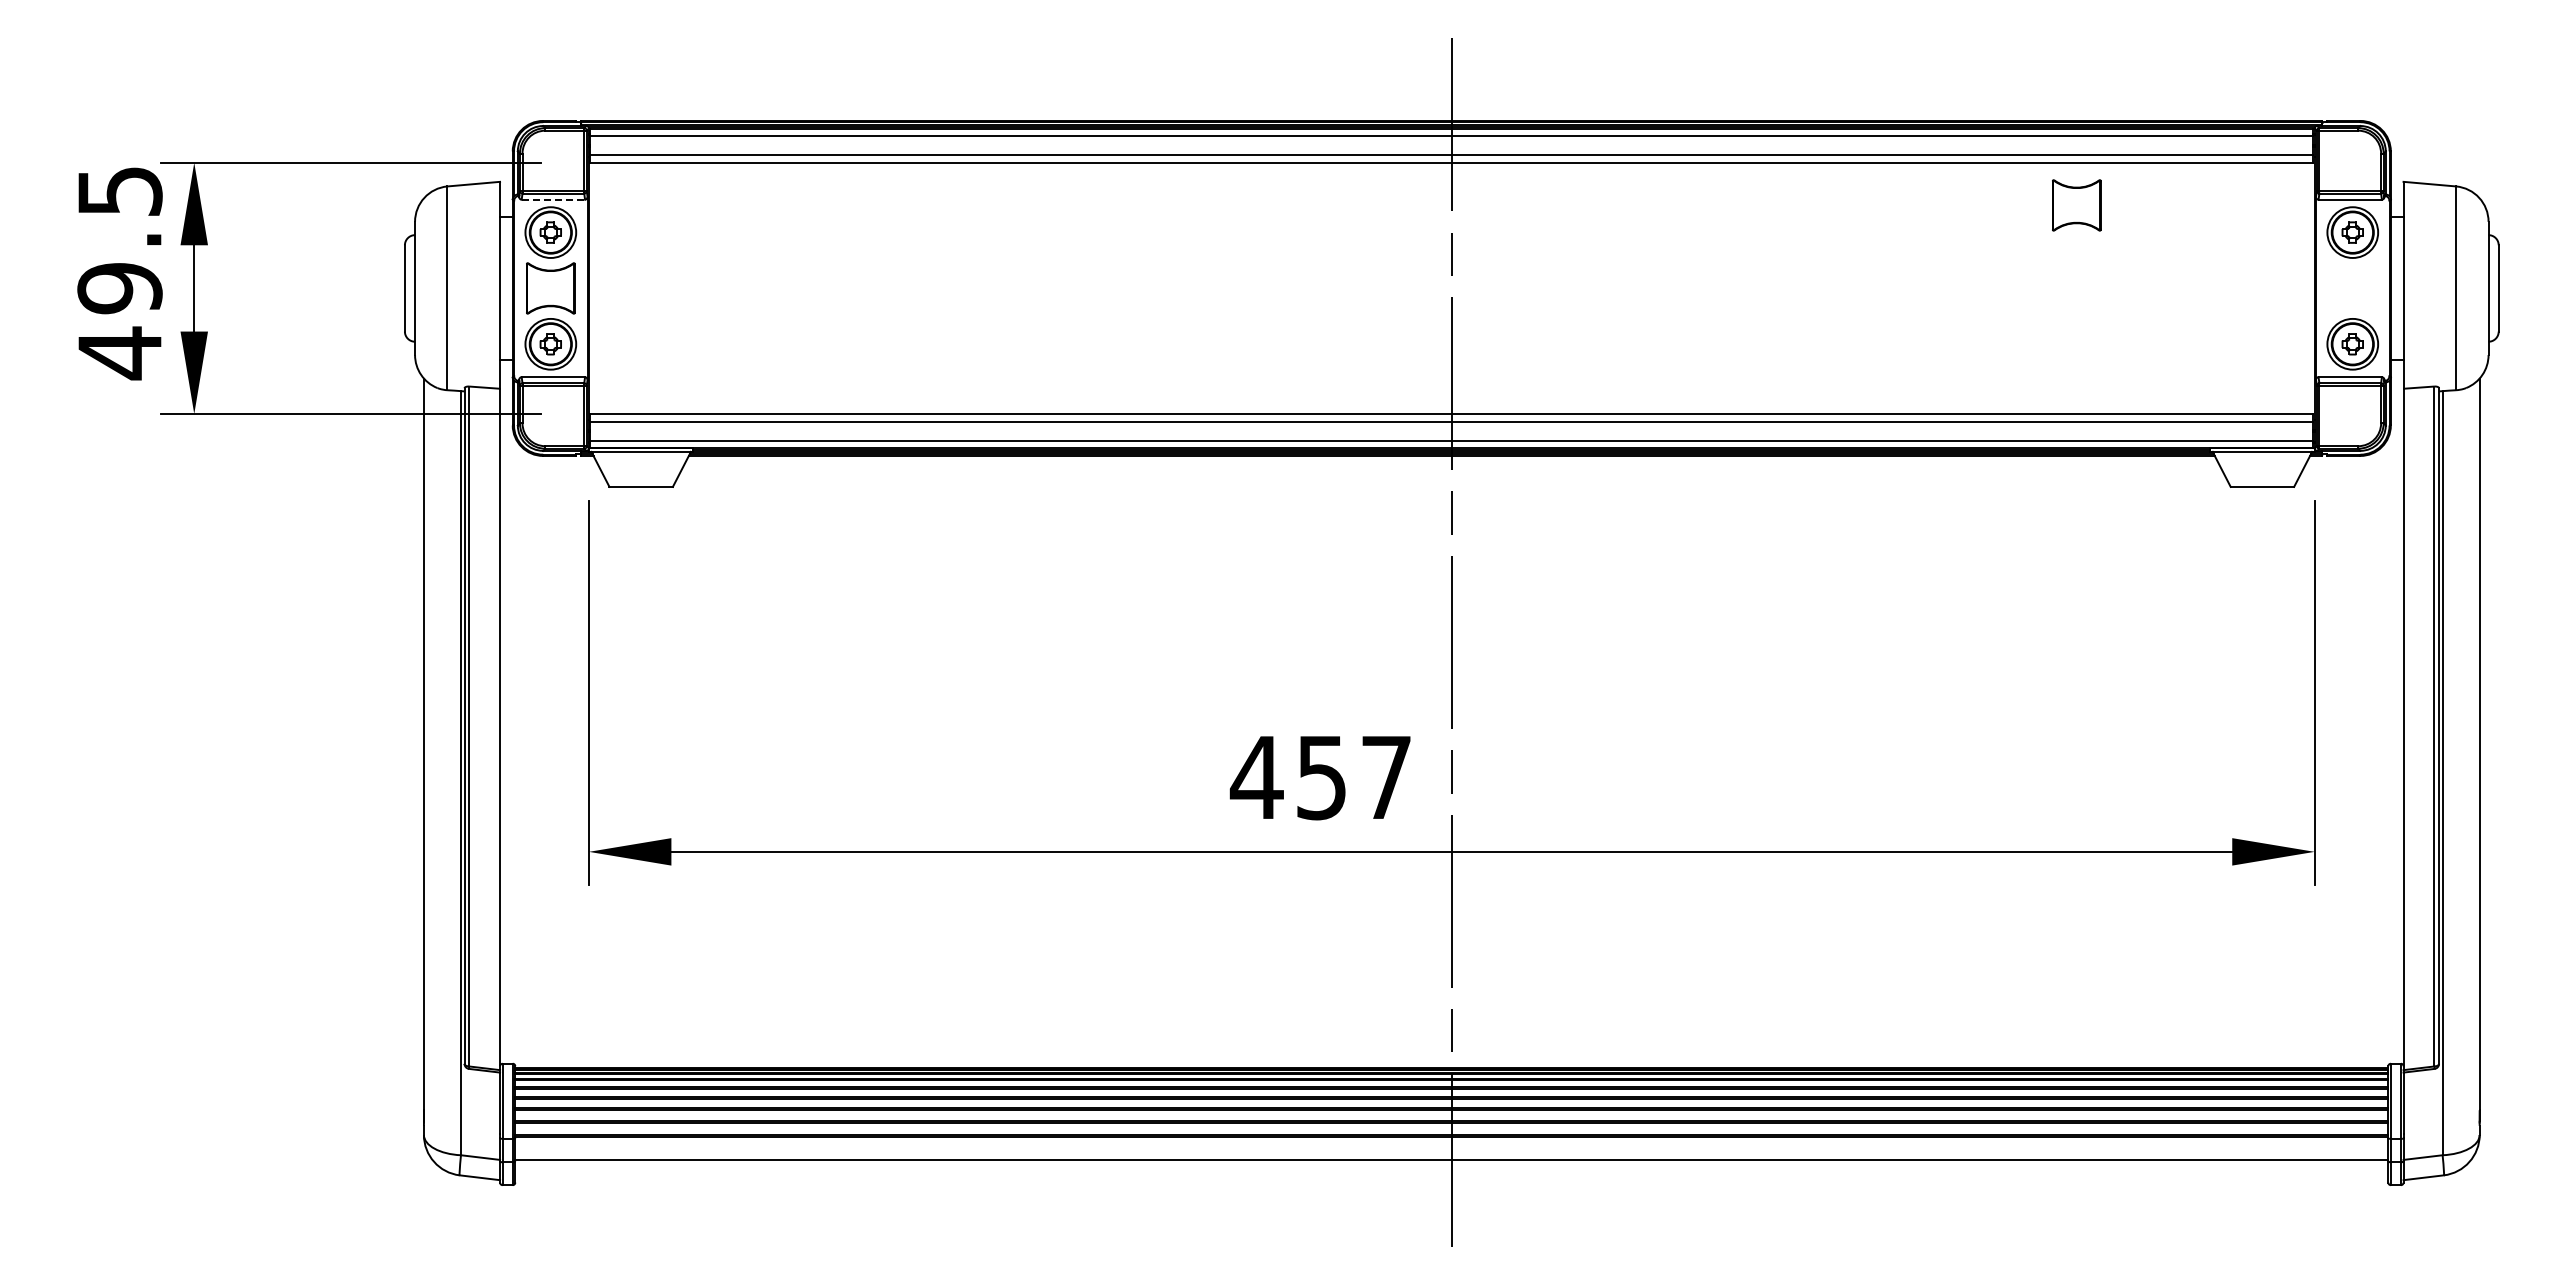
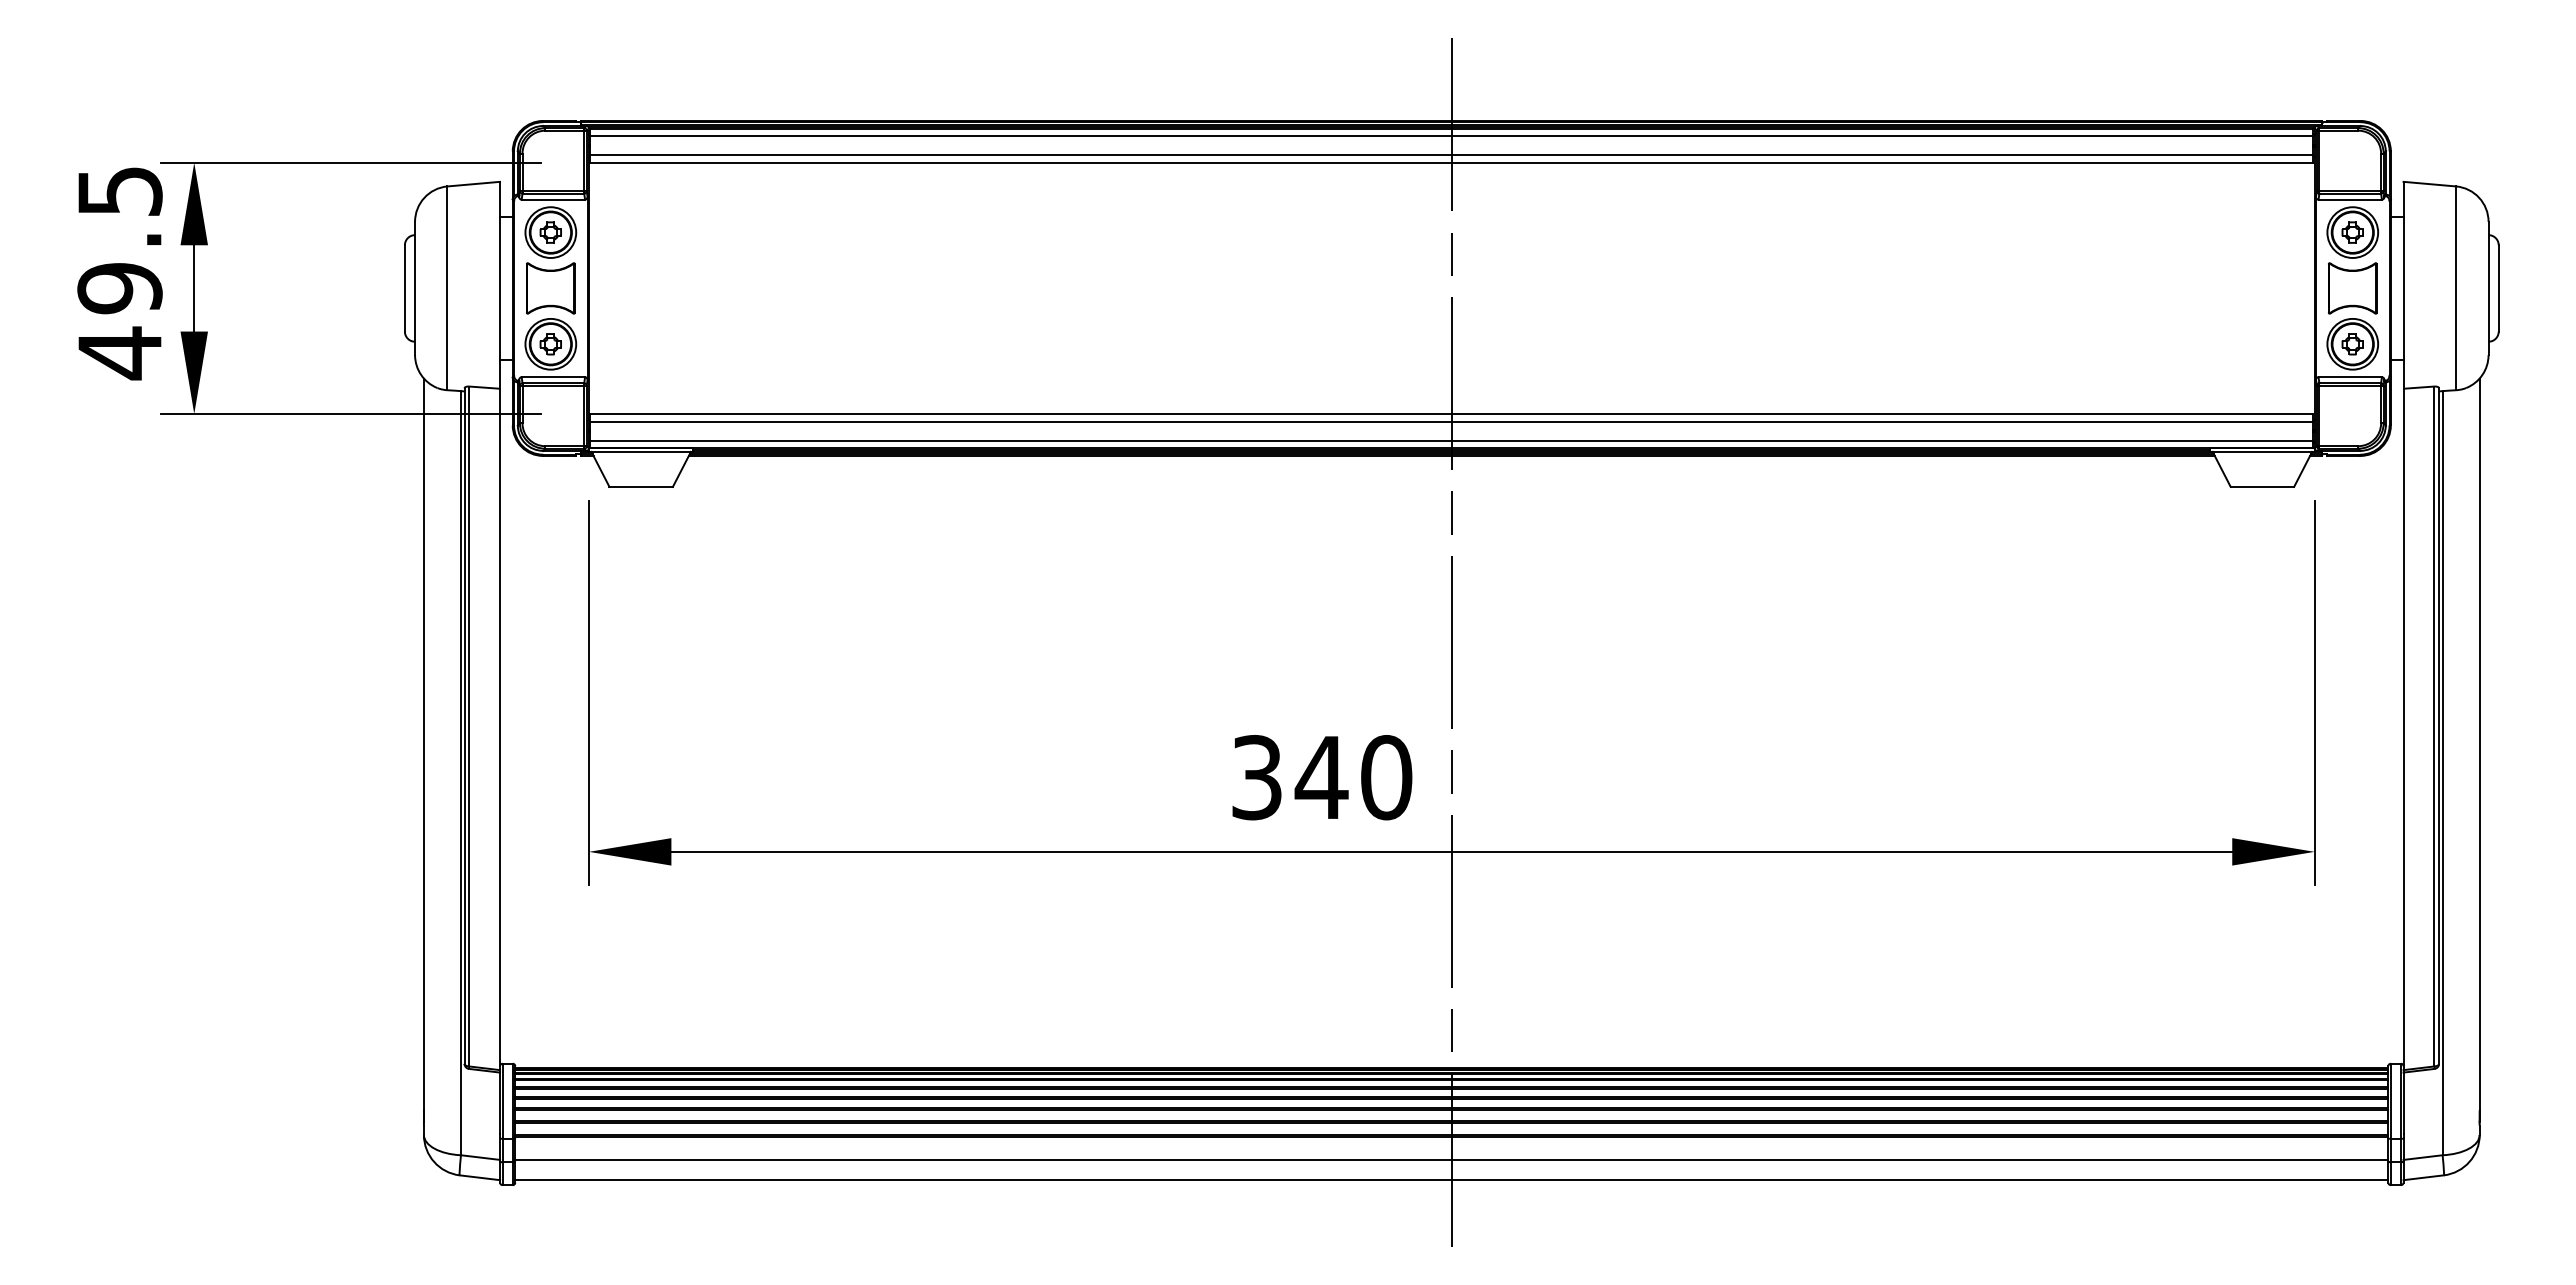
line: dashed -> solid (553, 199)
part position: (2076, 205) -> (2352, 288) (2352, 288)
text: 457 -> 340 (1320, 777)
line: none -> present (1451, 1180)
